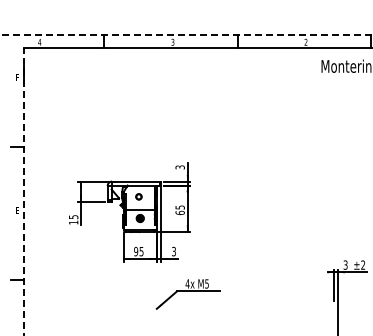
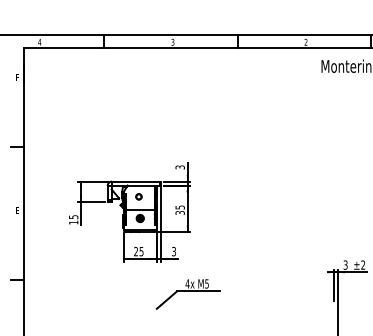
line: dashed -> solid (186, 35)
line: dashed -> solid (24, 191)
text: 65 -> 35 (179, 212)
text: 95 -> 25 (136, 251)
